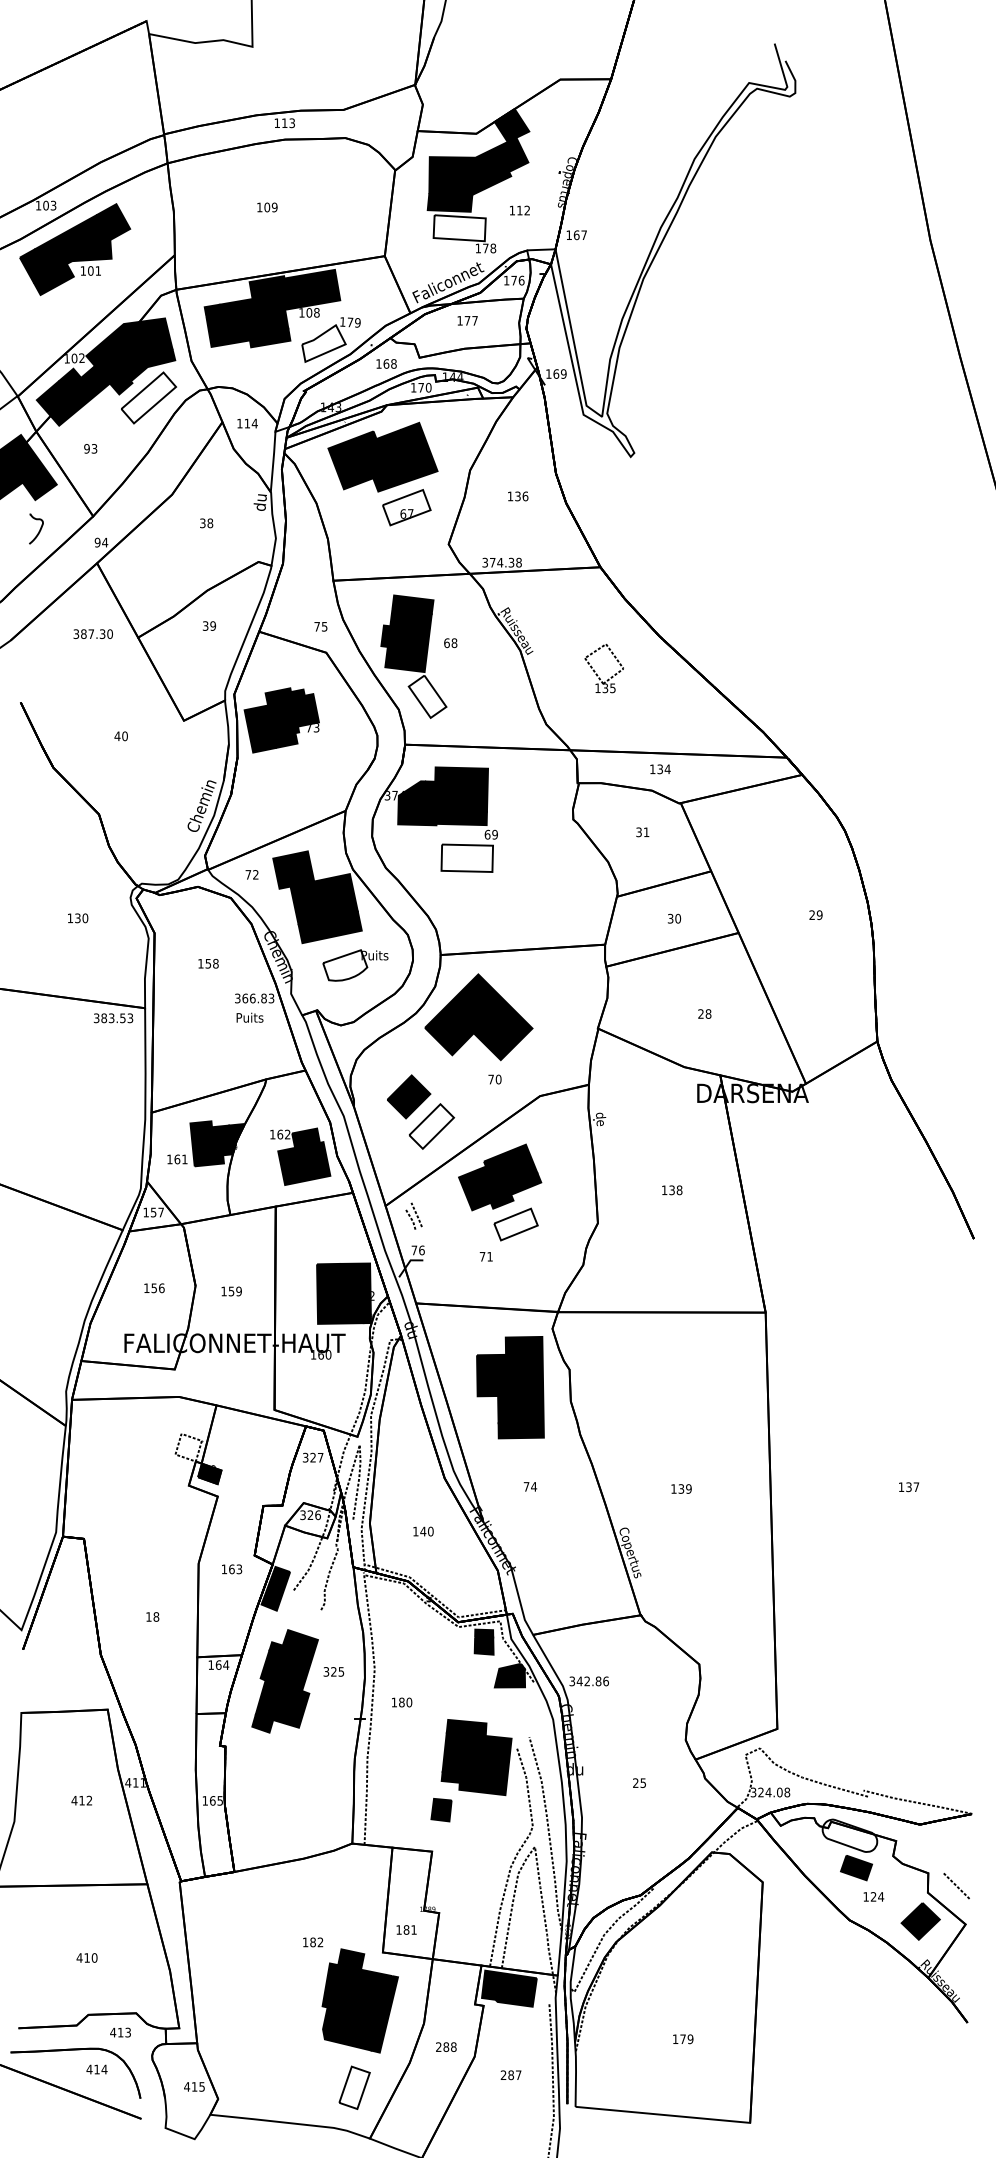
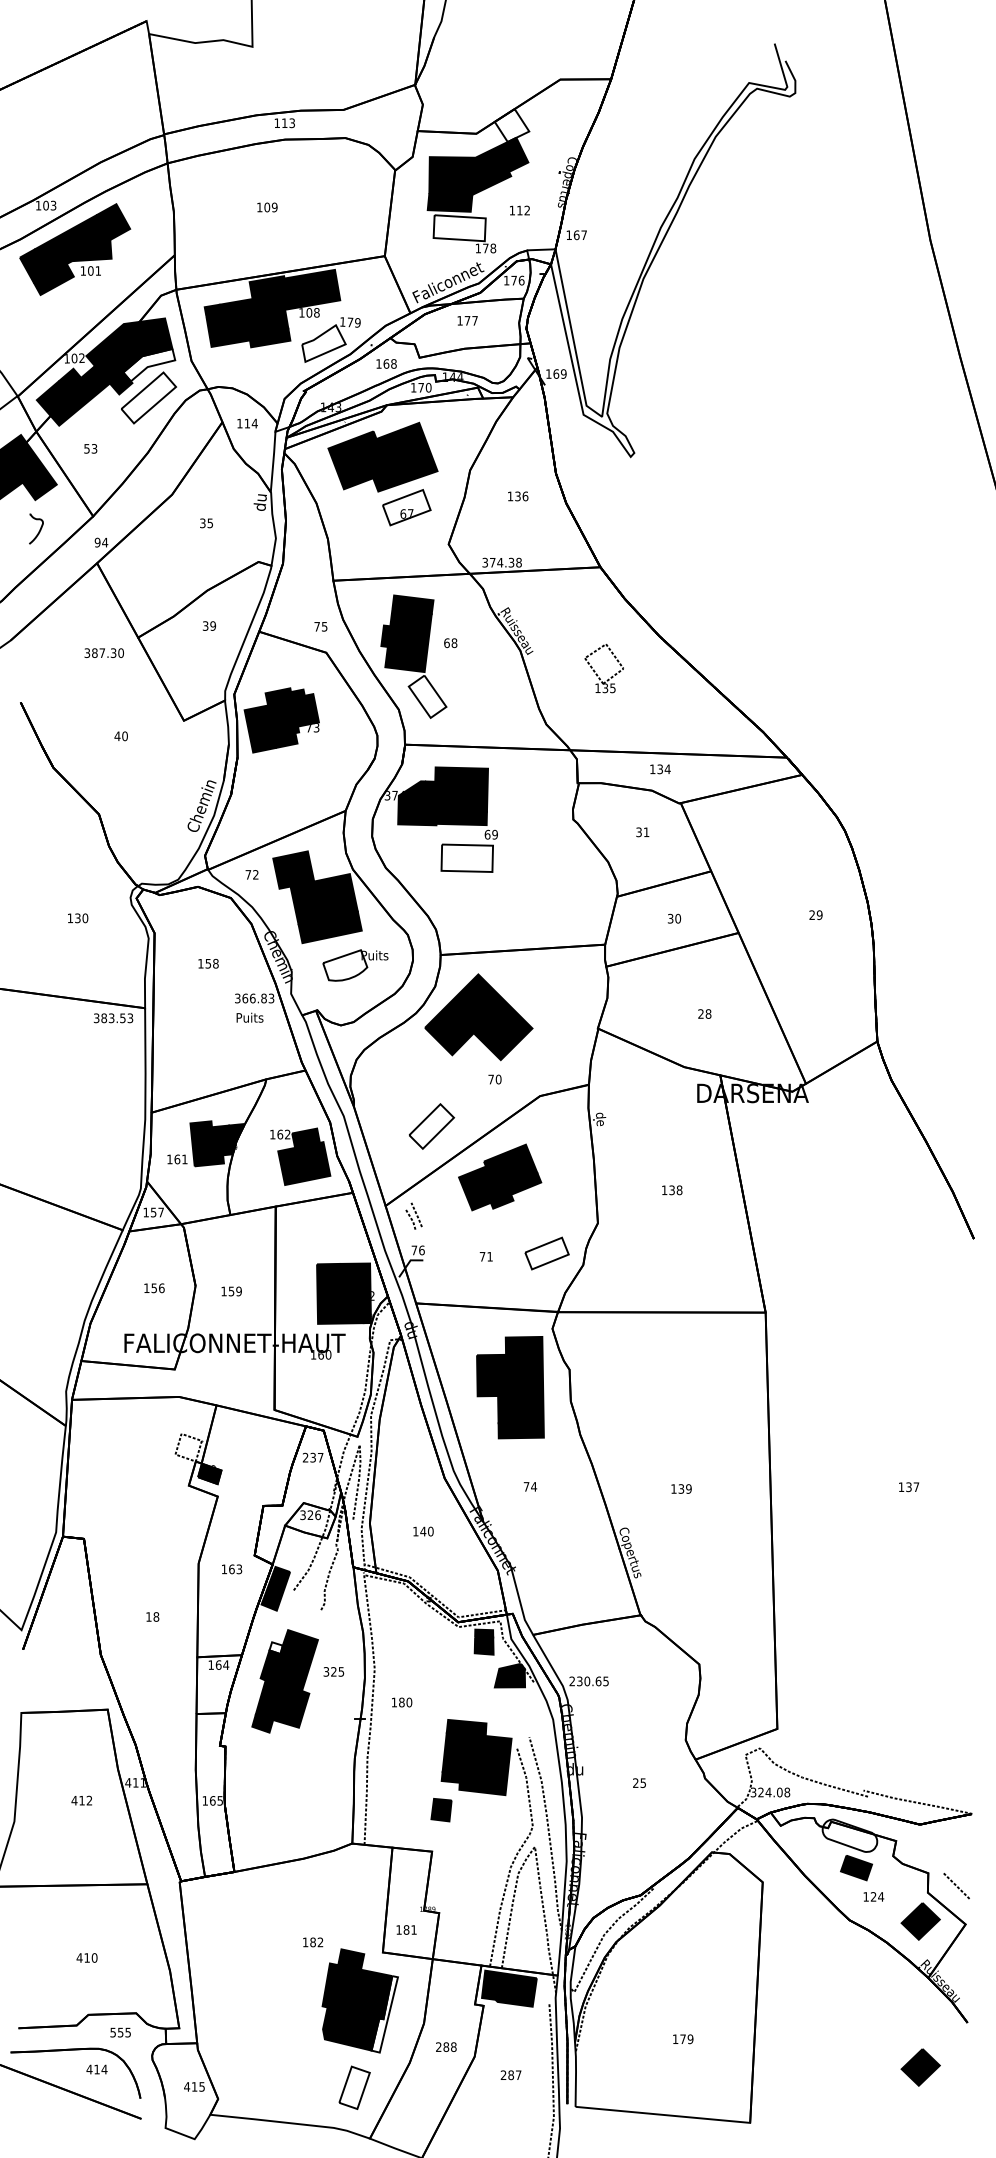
fill: present -> none (511, 125)
fill: present -> none (149, 364)
text: 93 -> 53 (86, 448)
text: 38 -> 35 (210, 523)
text position: (92, 633) -> (103, 652) (103, 652)
part: present -> none (409, 1096)
part position: (515, 1224) -> (546, 1253) (546, 1253)
text: 327 -> 237 (309, 1457)
fill: present -> none (275, 1648)
text: 342.86 -> 230.65 (588, 1681)
fill: present -> none (384, 2014)
text: 413 -> 555 (120, 2032)
part: none -> present (920, 2067)
